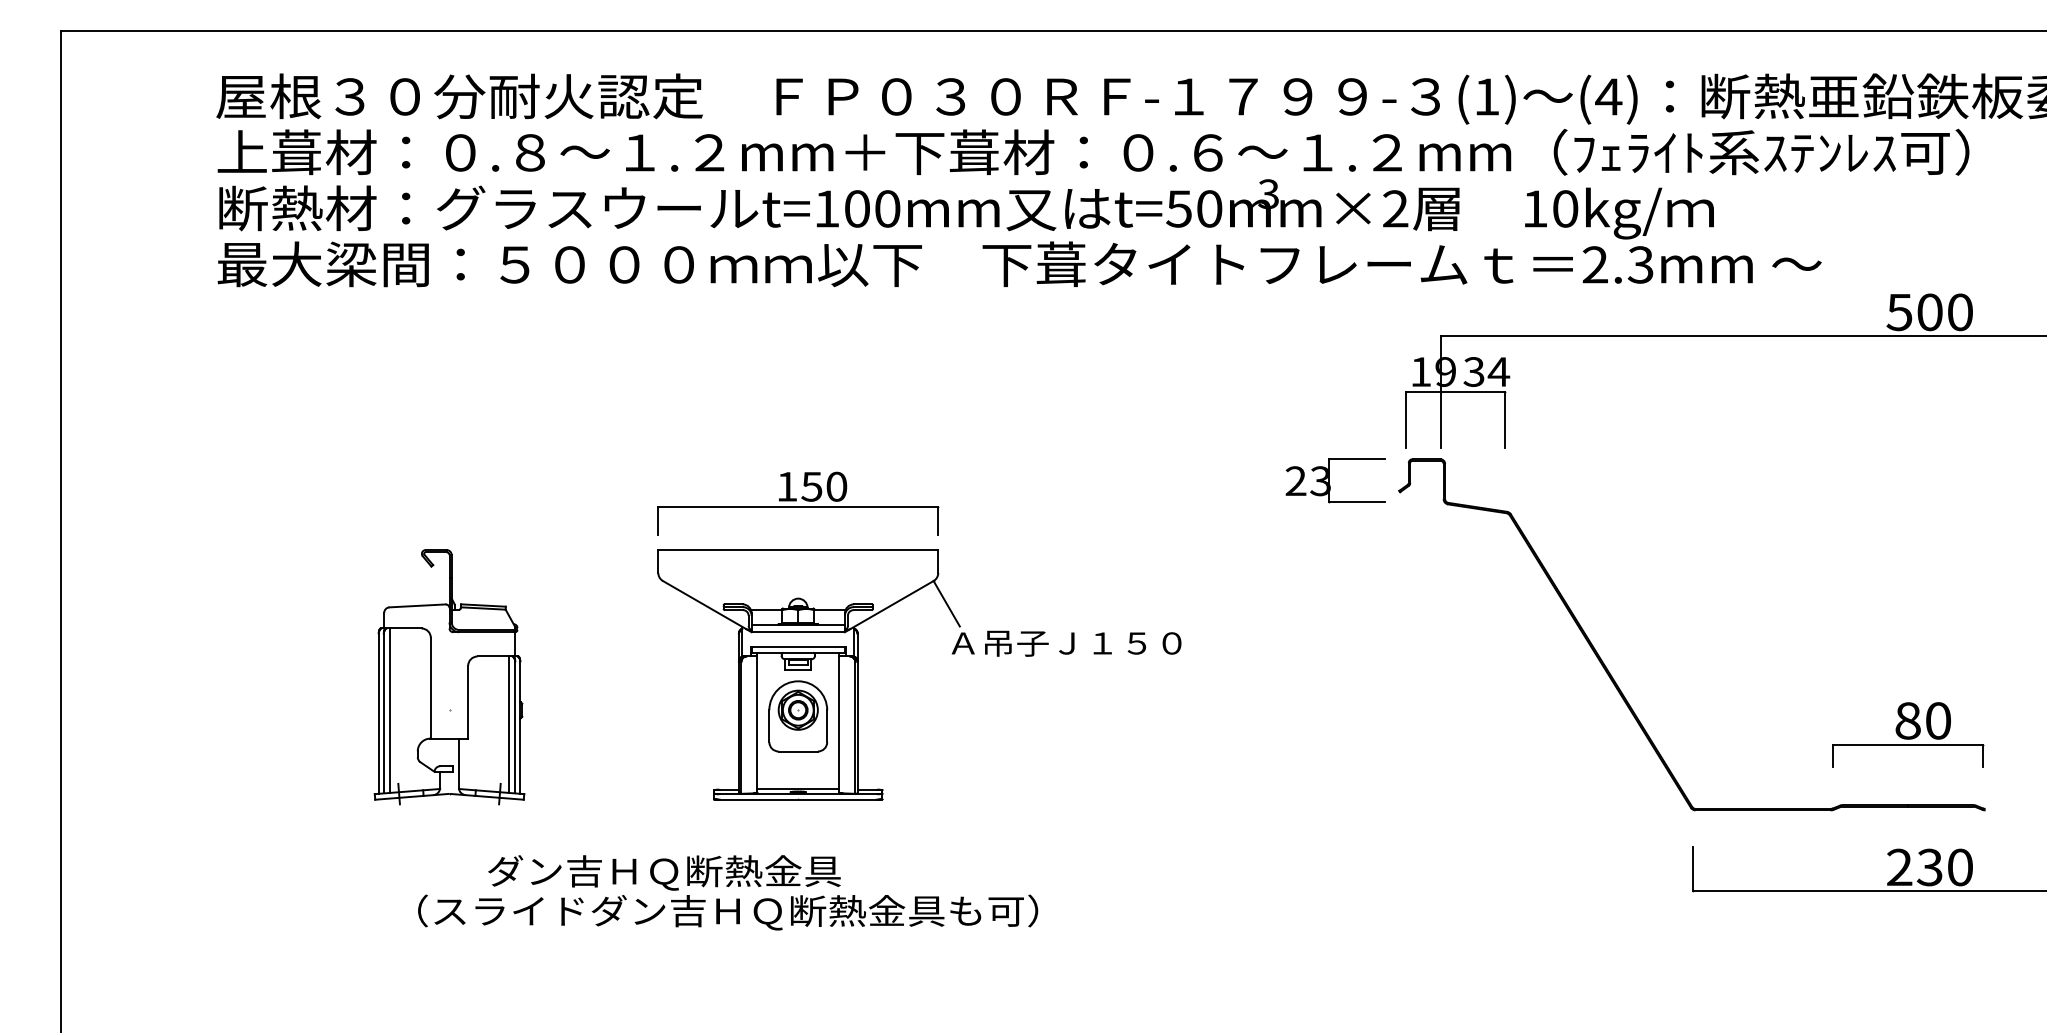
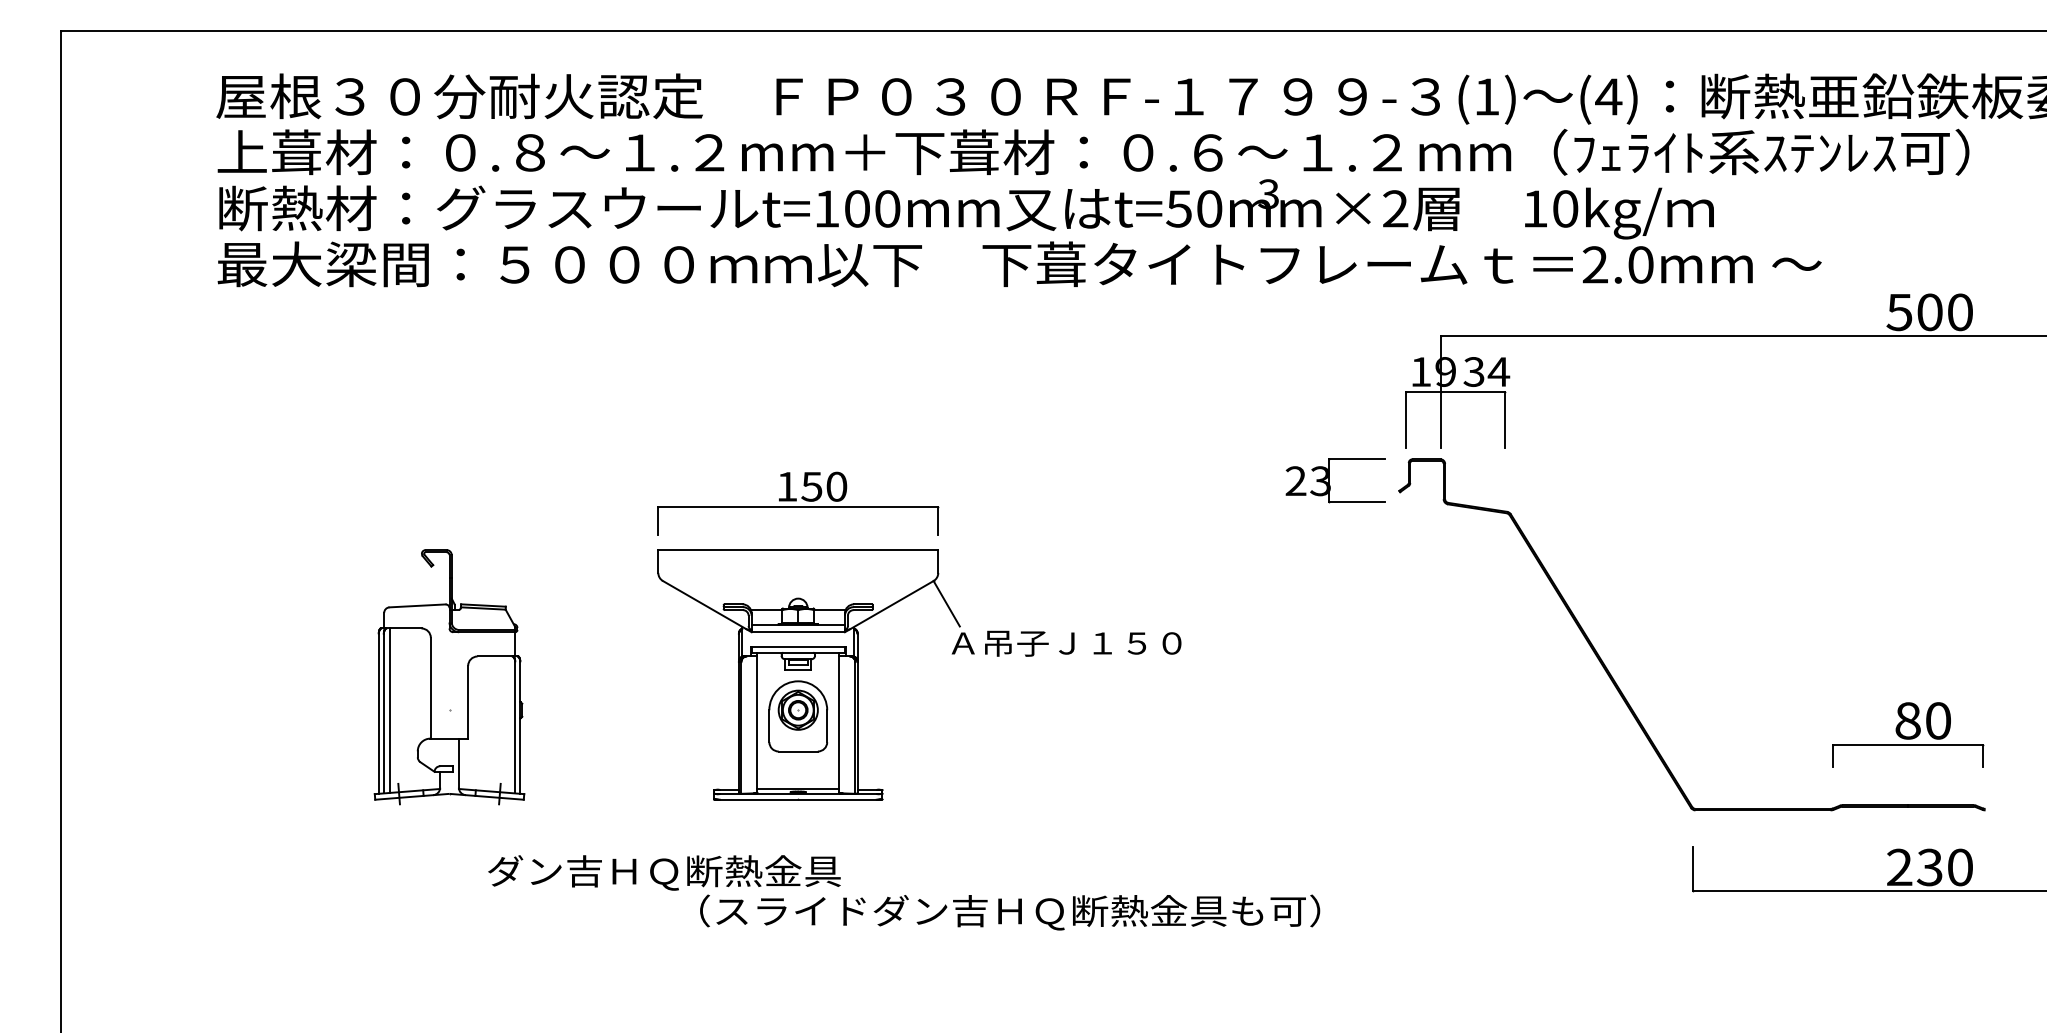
text: 2.3mm -> 2.0mm (1640, 264)
line: present -> none (509, 724)
text position: (728, 912) -> (1010, 912) (1010, 912)
